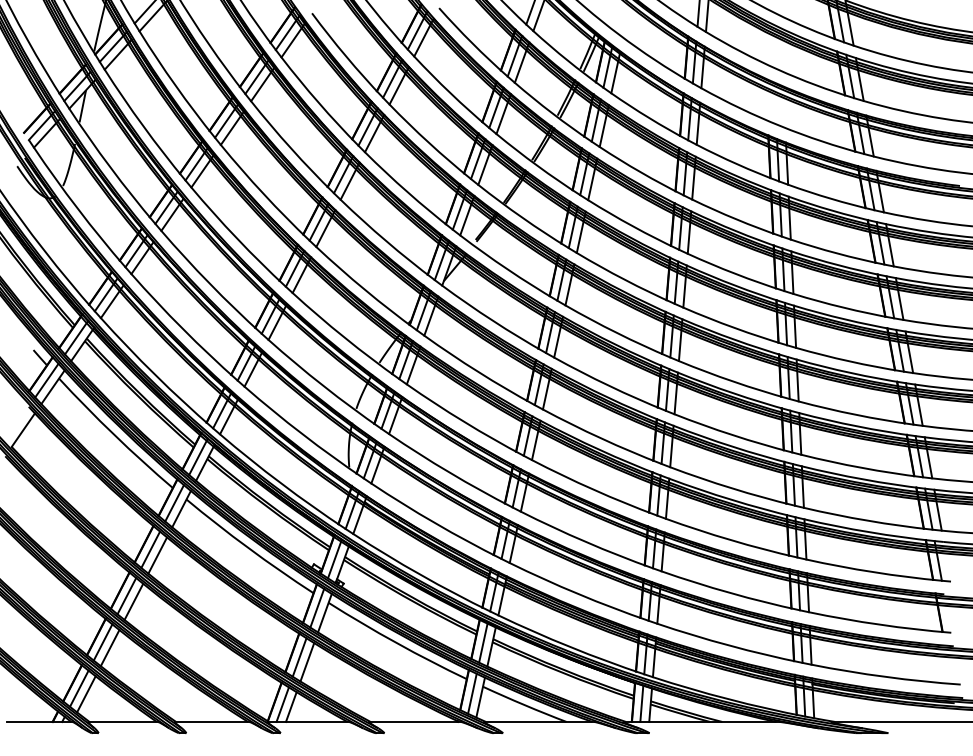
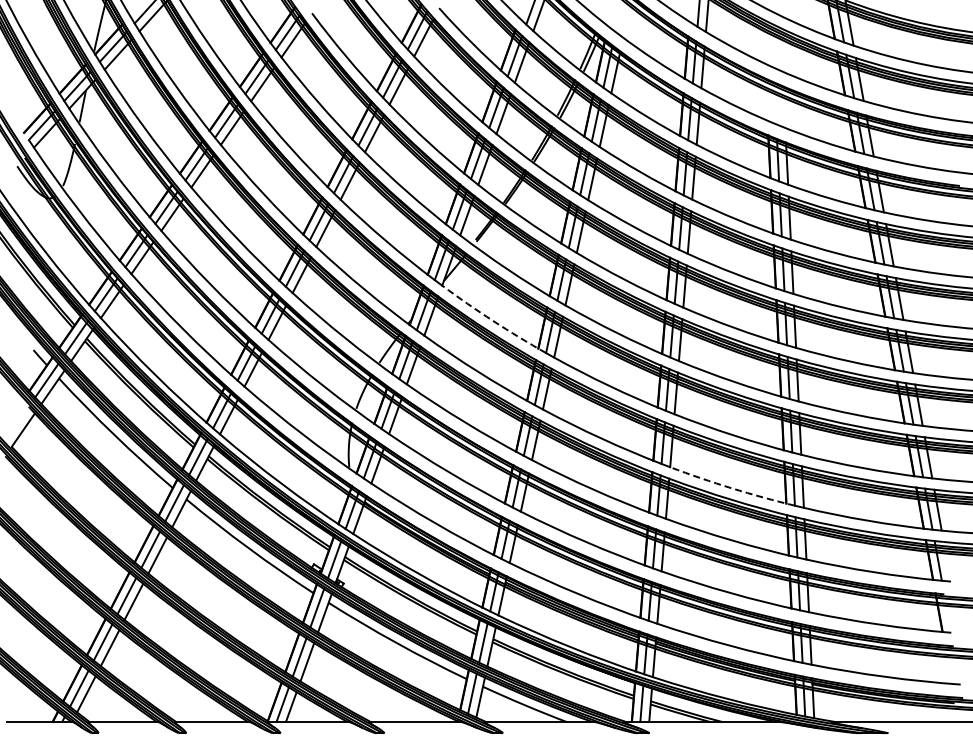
arc: solid -> dashed (493, 320)
arc: solid -> dashed (731, 488)
